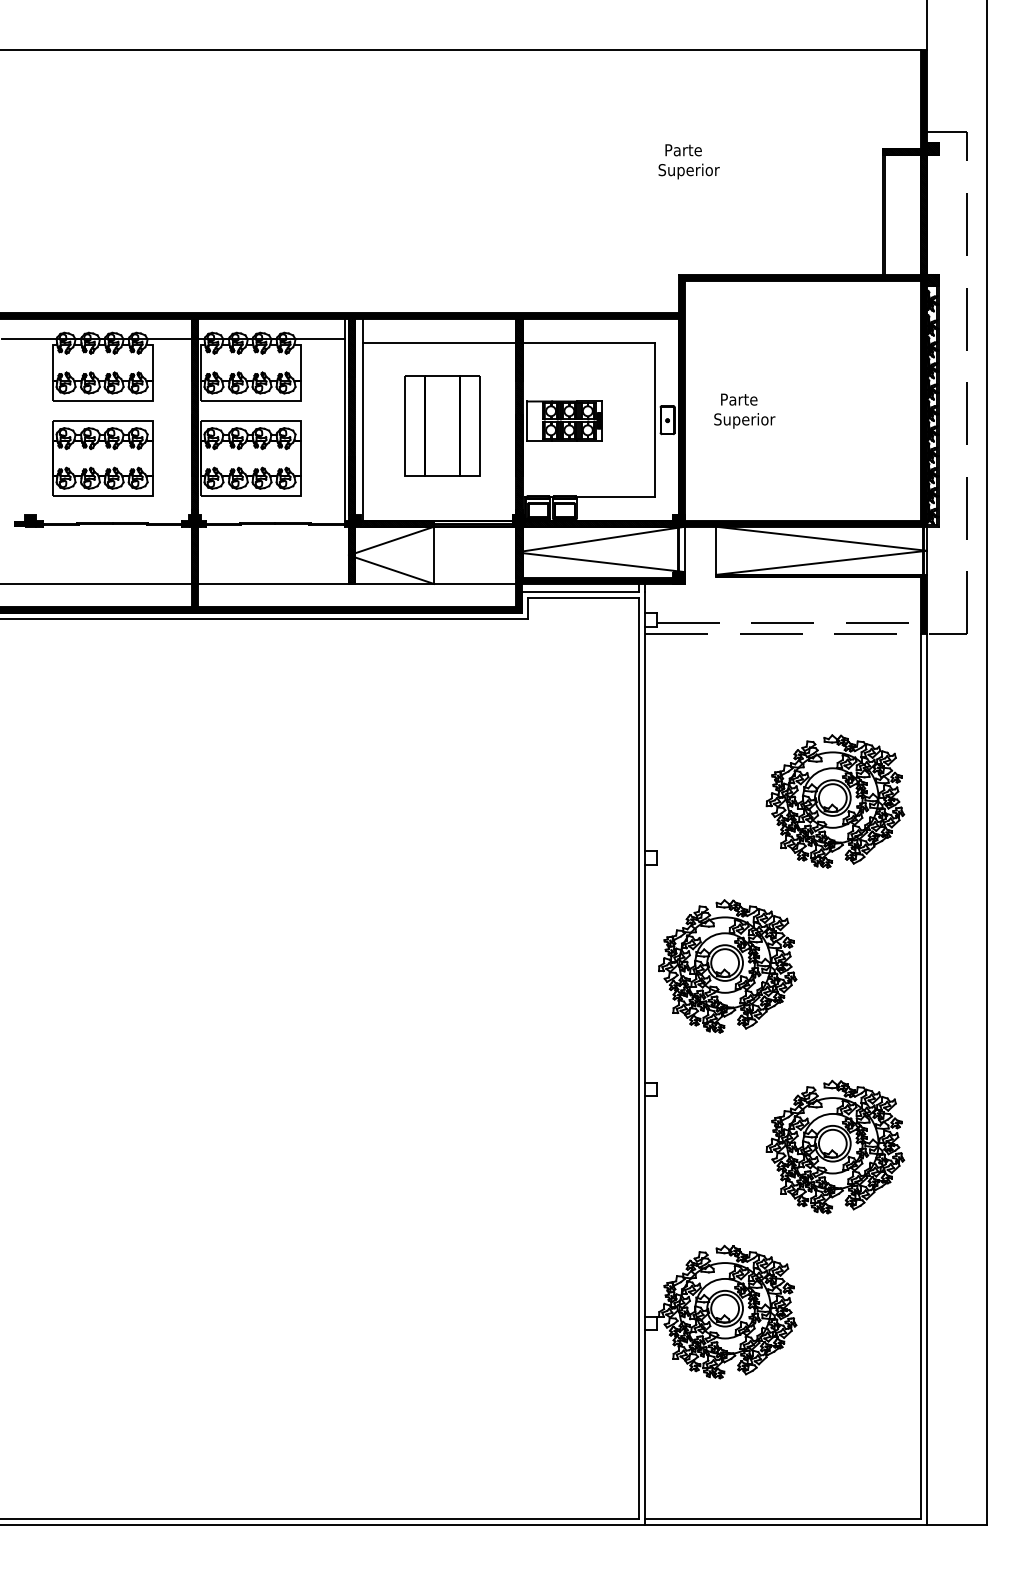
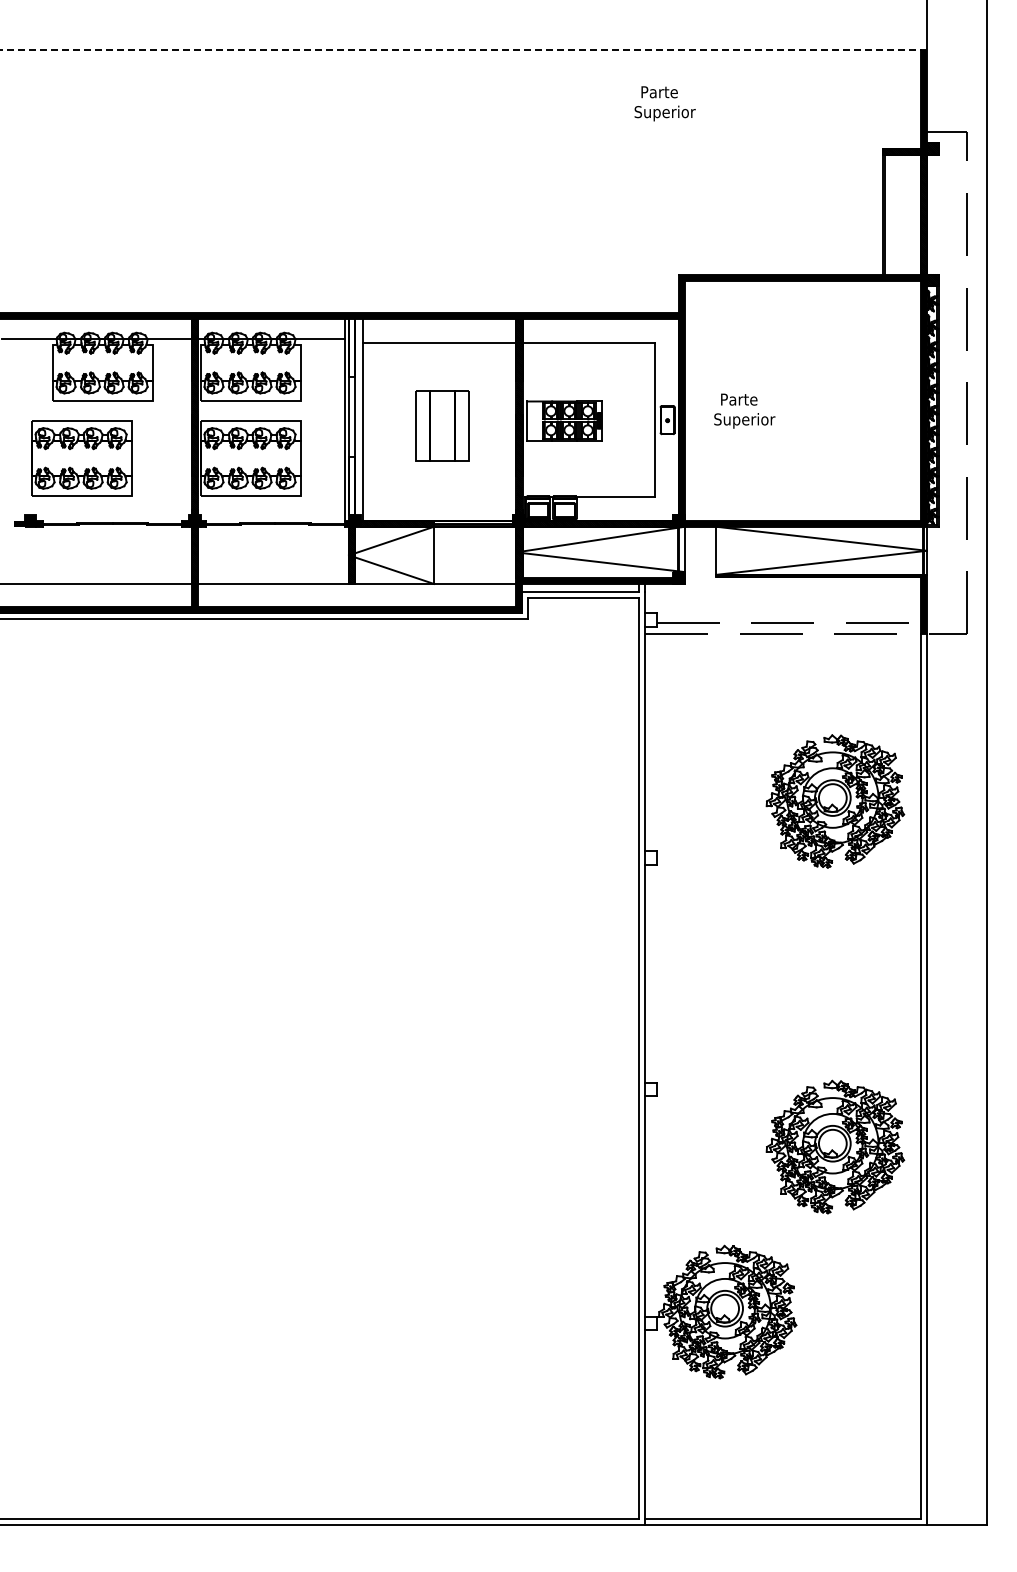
line: solid -> dashed (462, 50)
text position: (688, 161) -> (664, 103) (664, 103)
hatch: present -> none (352, 416)
part size: 77x102 px -> 55x72 px (442, 425)
part position: (102, 458) -> (81, 458) (81, 458)
part: present -> none (727, 966)
